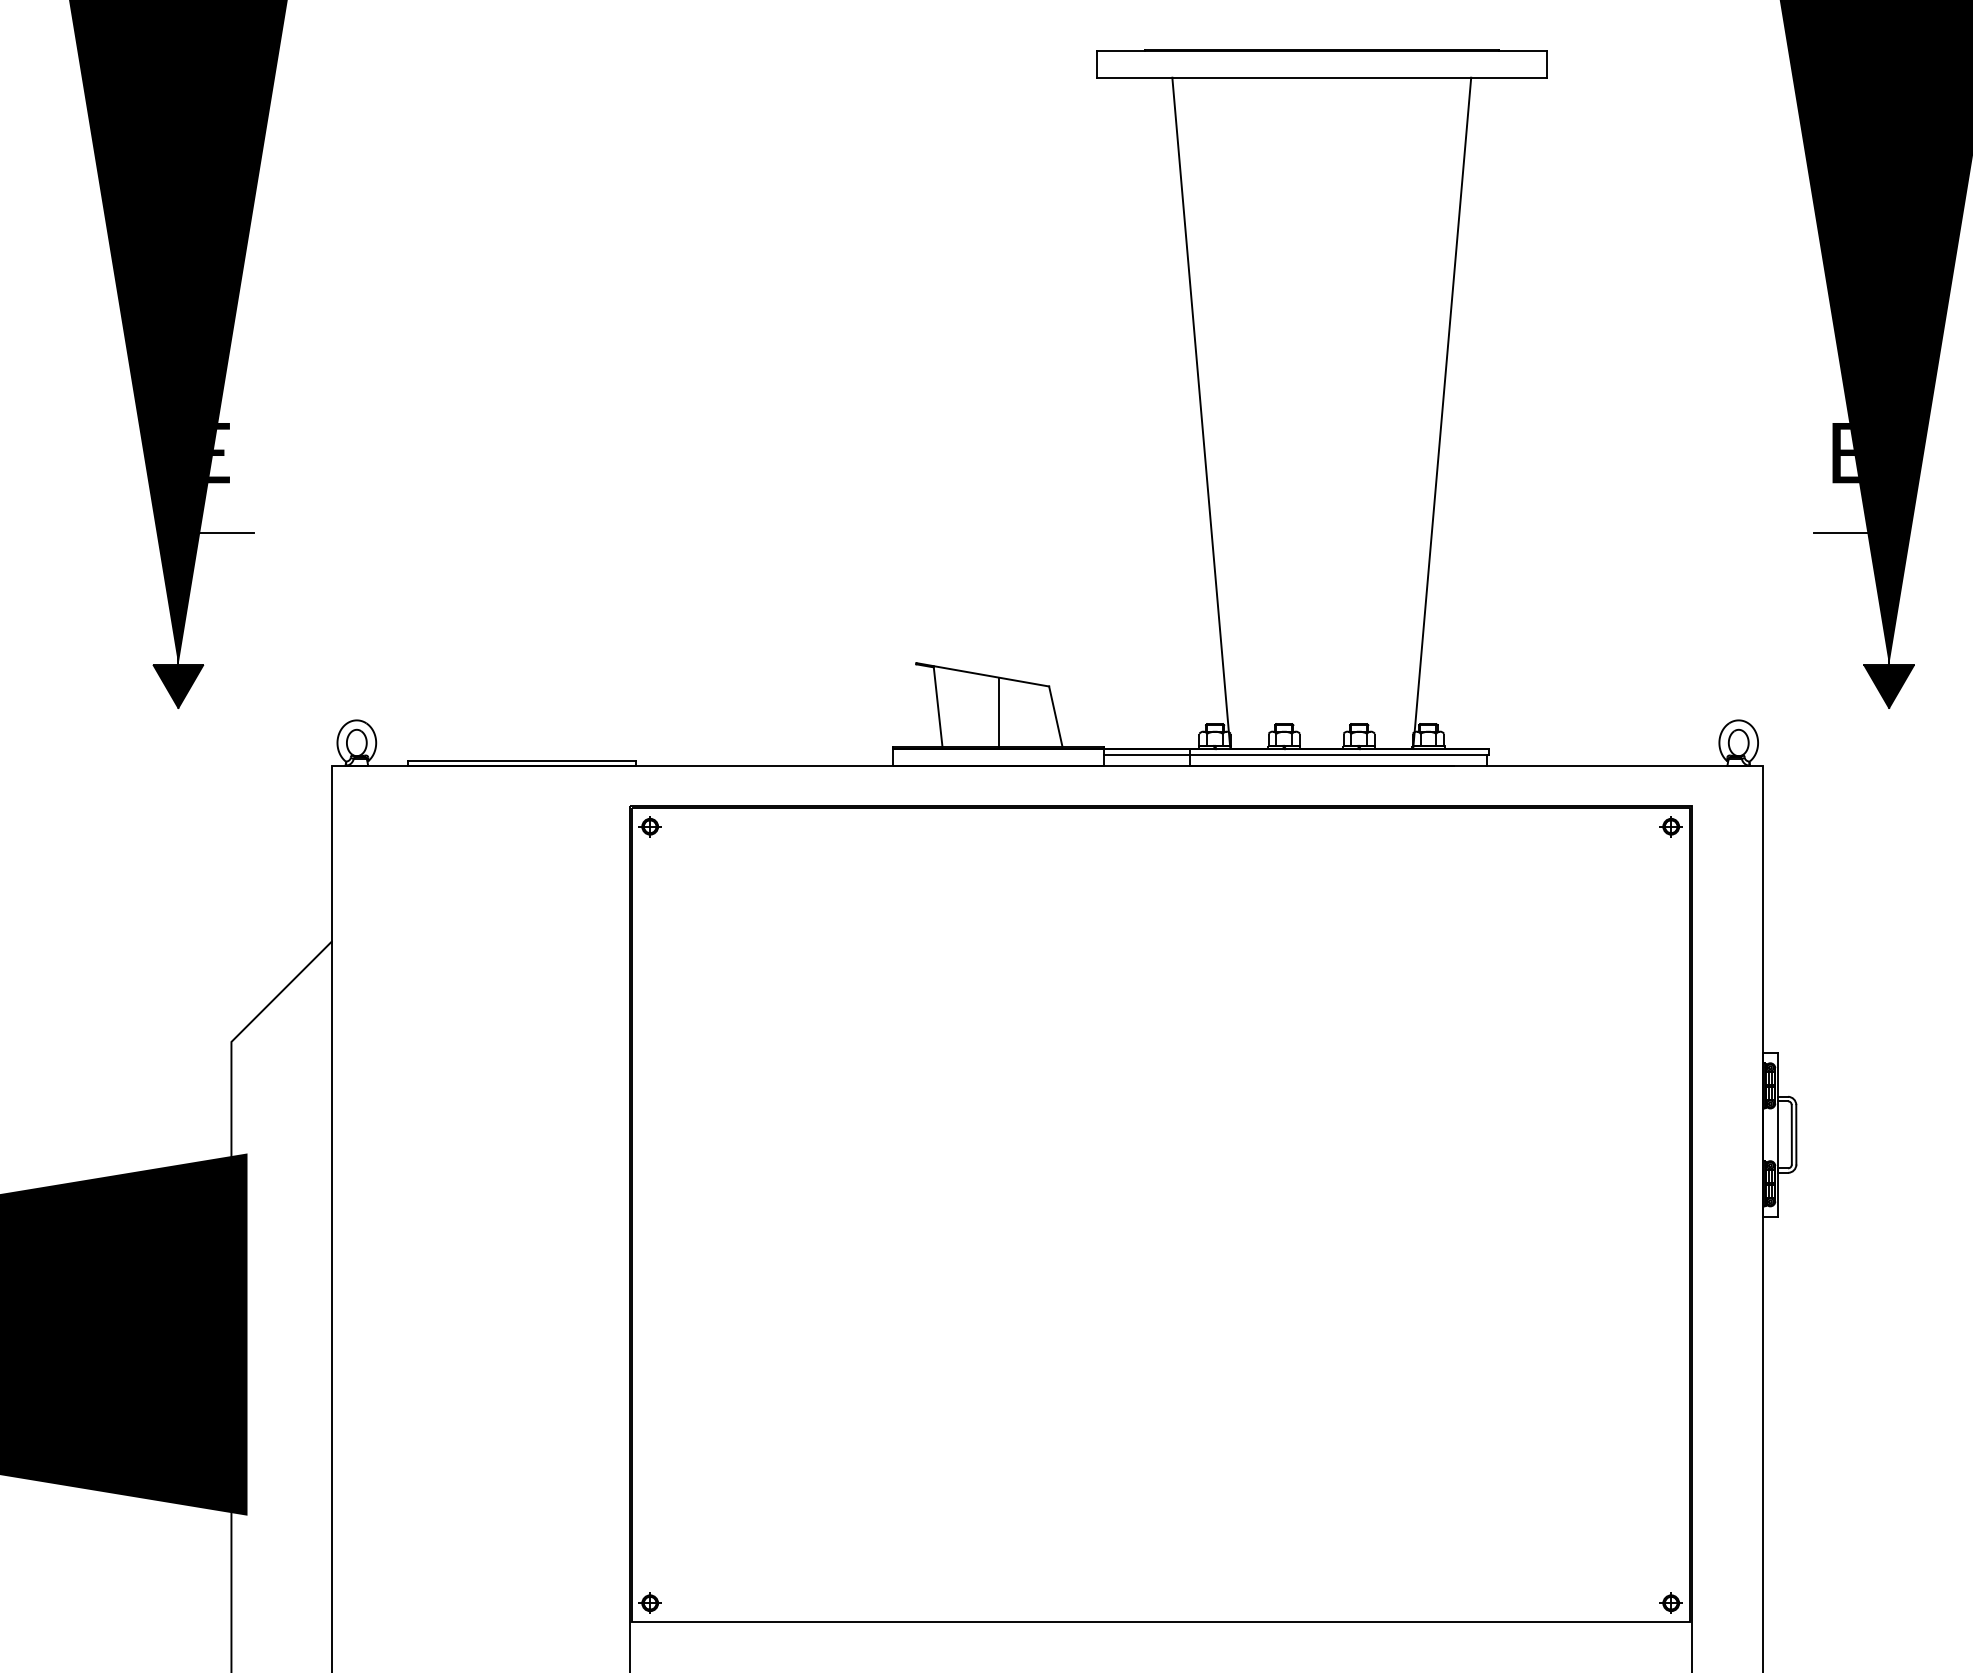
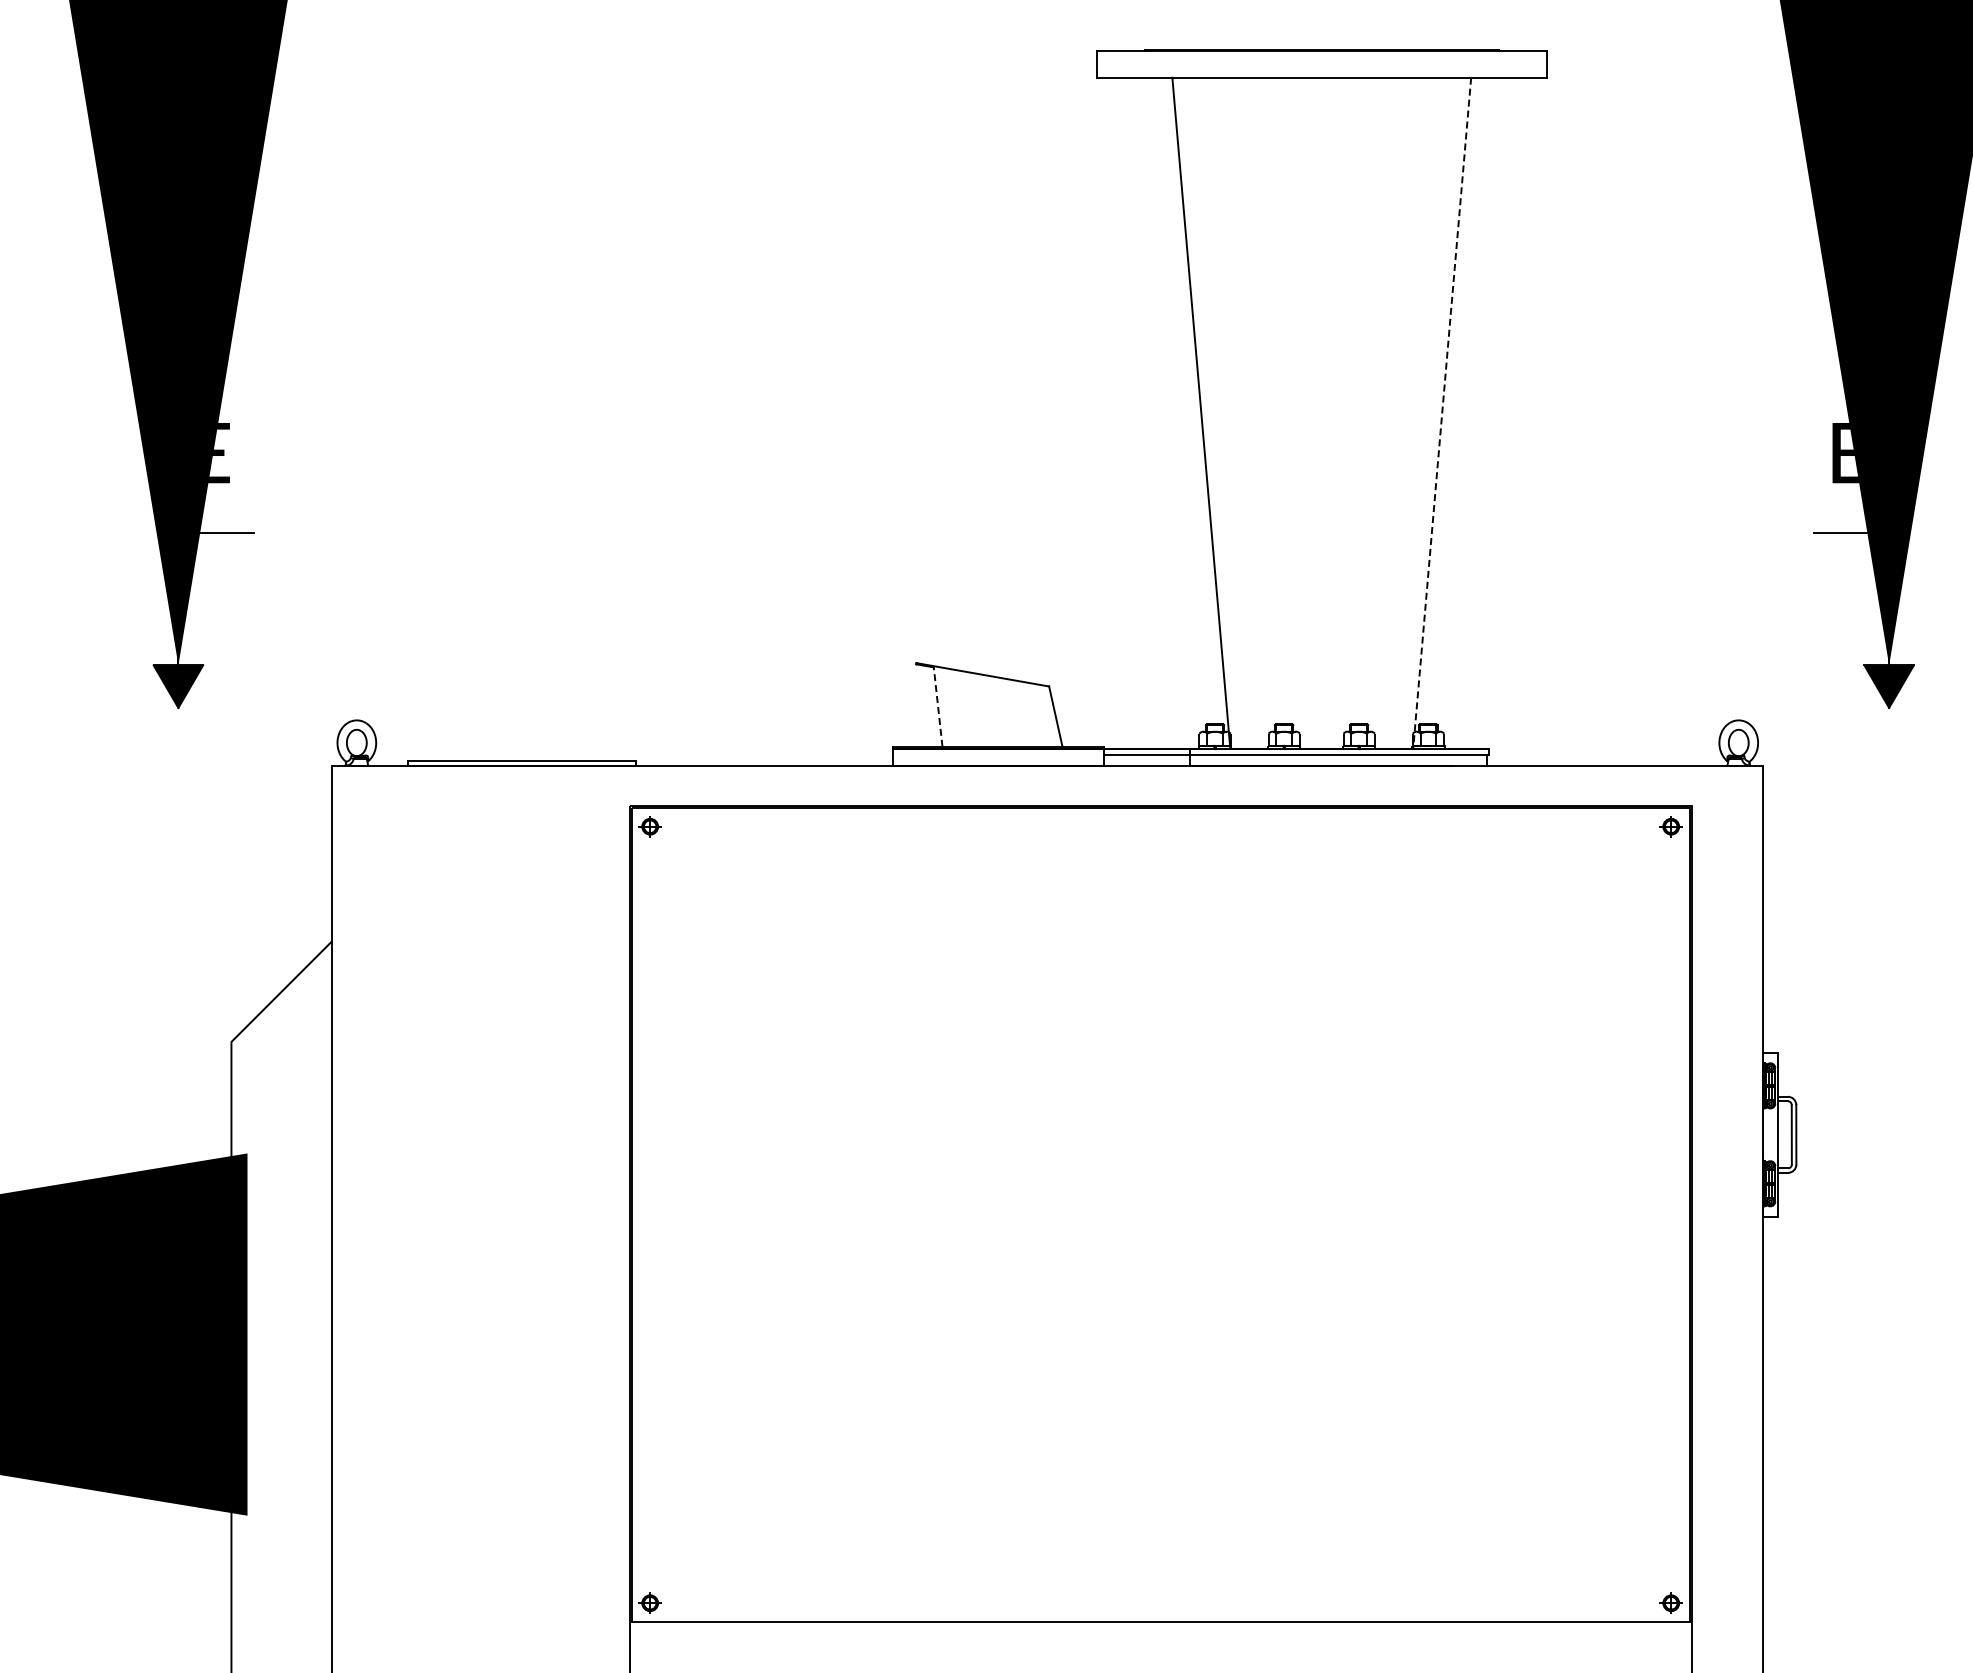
line: solid -> dashed (1442, 413)
line: solid -> dashed (938, 706)
line: present -> none (998, 711)
